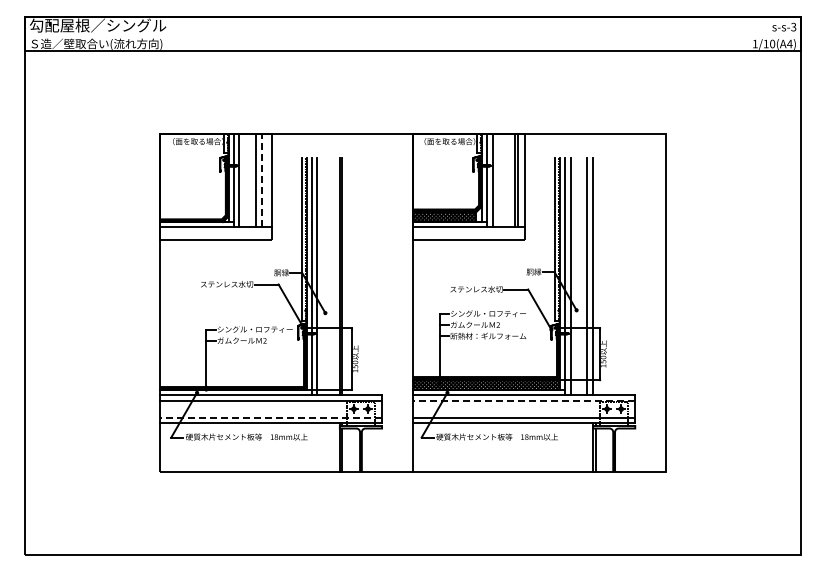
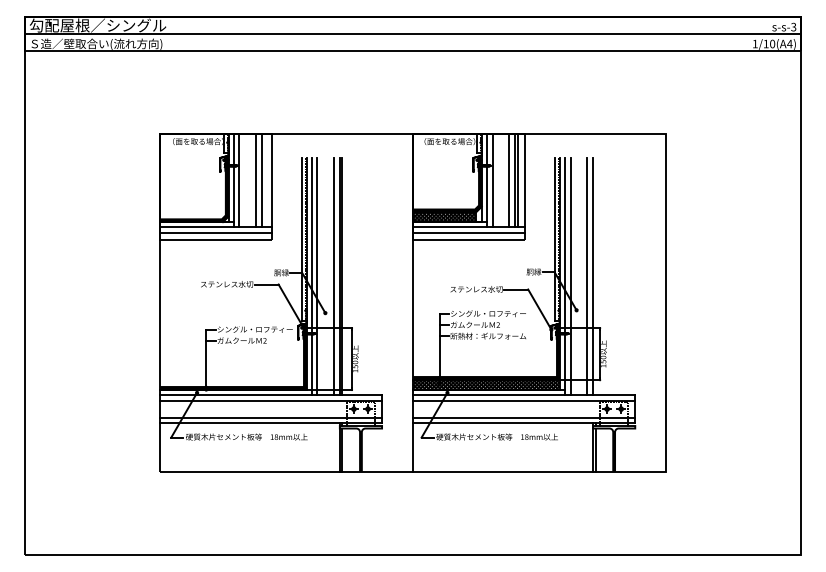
line: none -> present (412, 34)
line: dashed -> solid (261, 180)
line: none -> present (509, 180)
line: none -> present (215, 232)
line: none -> present (468, 232)
line: none -> present (334, 276)
line: dashed -> solid (523, 400)
line: dashed -> solid (270, 417)
